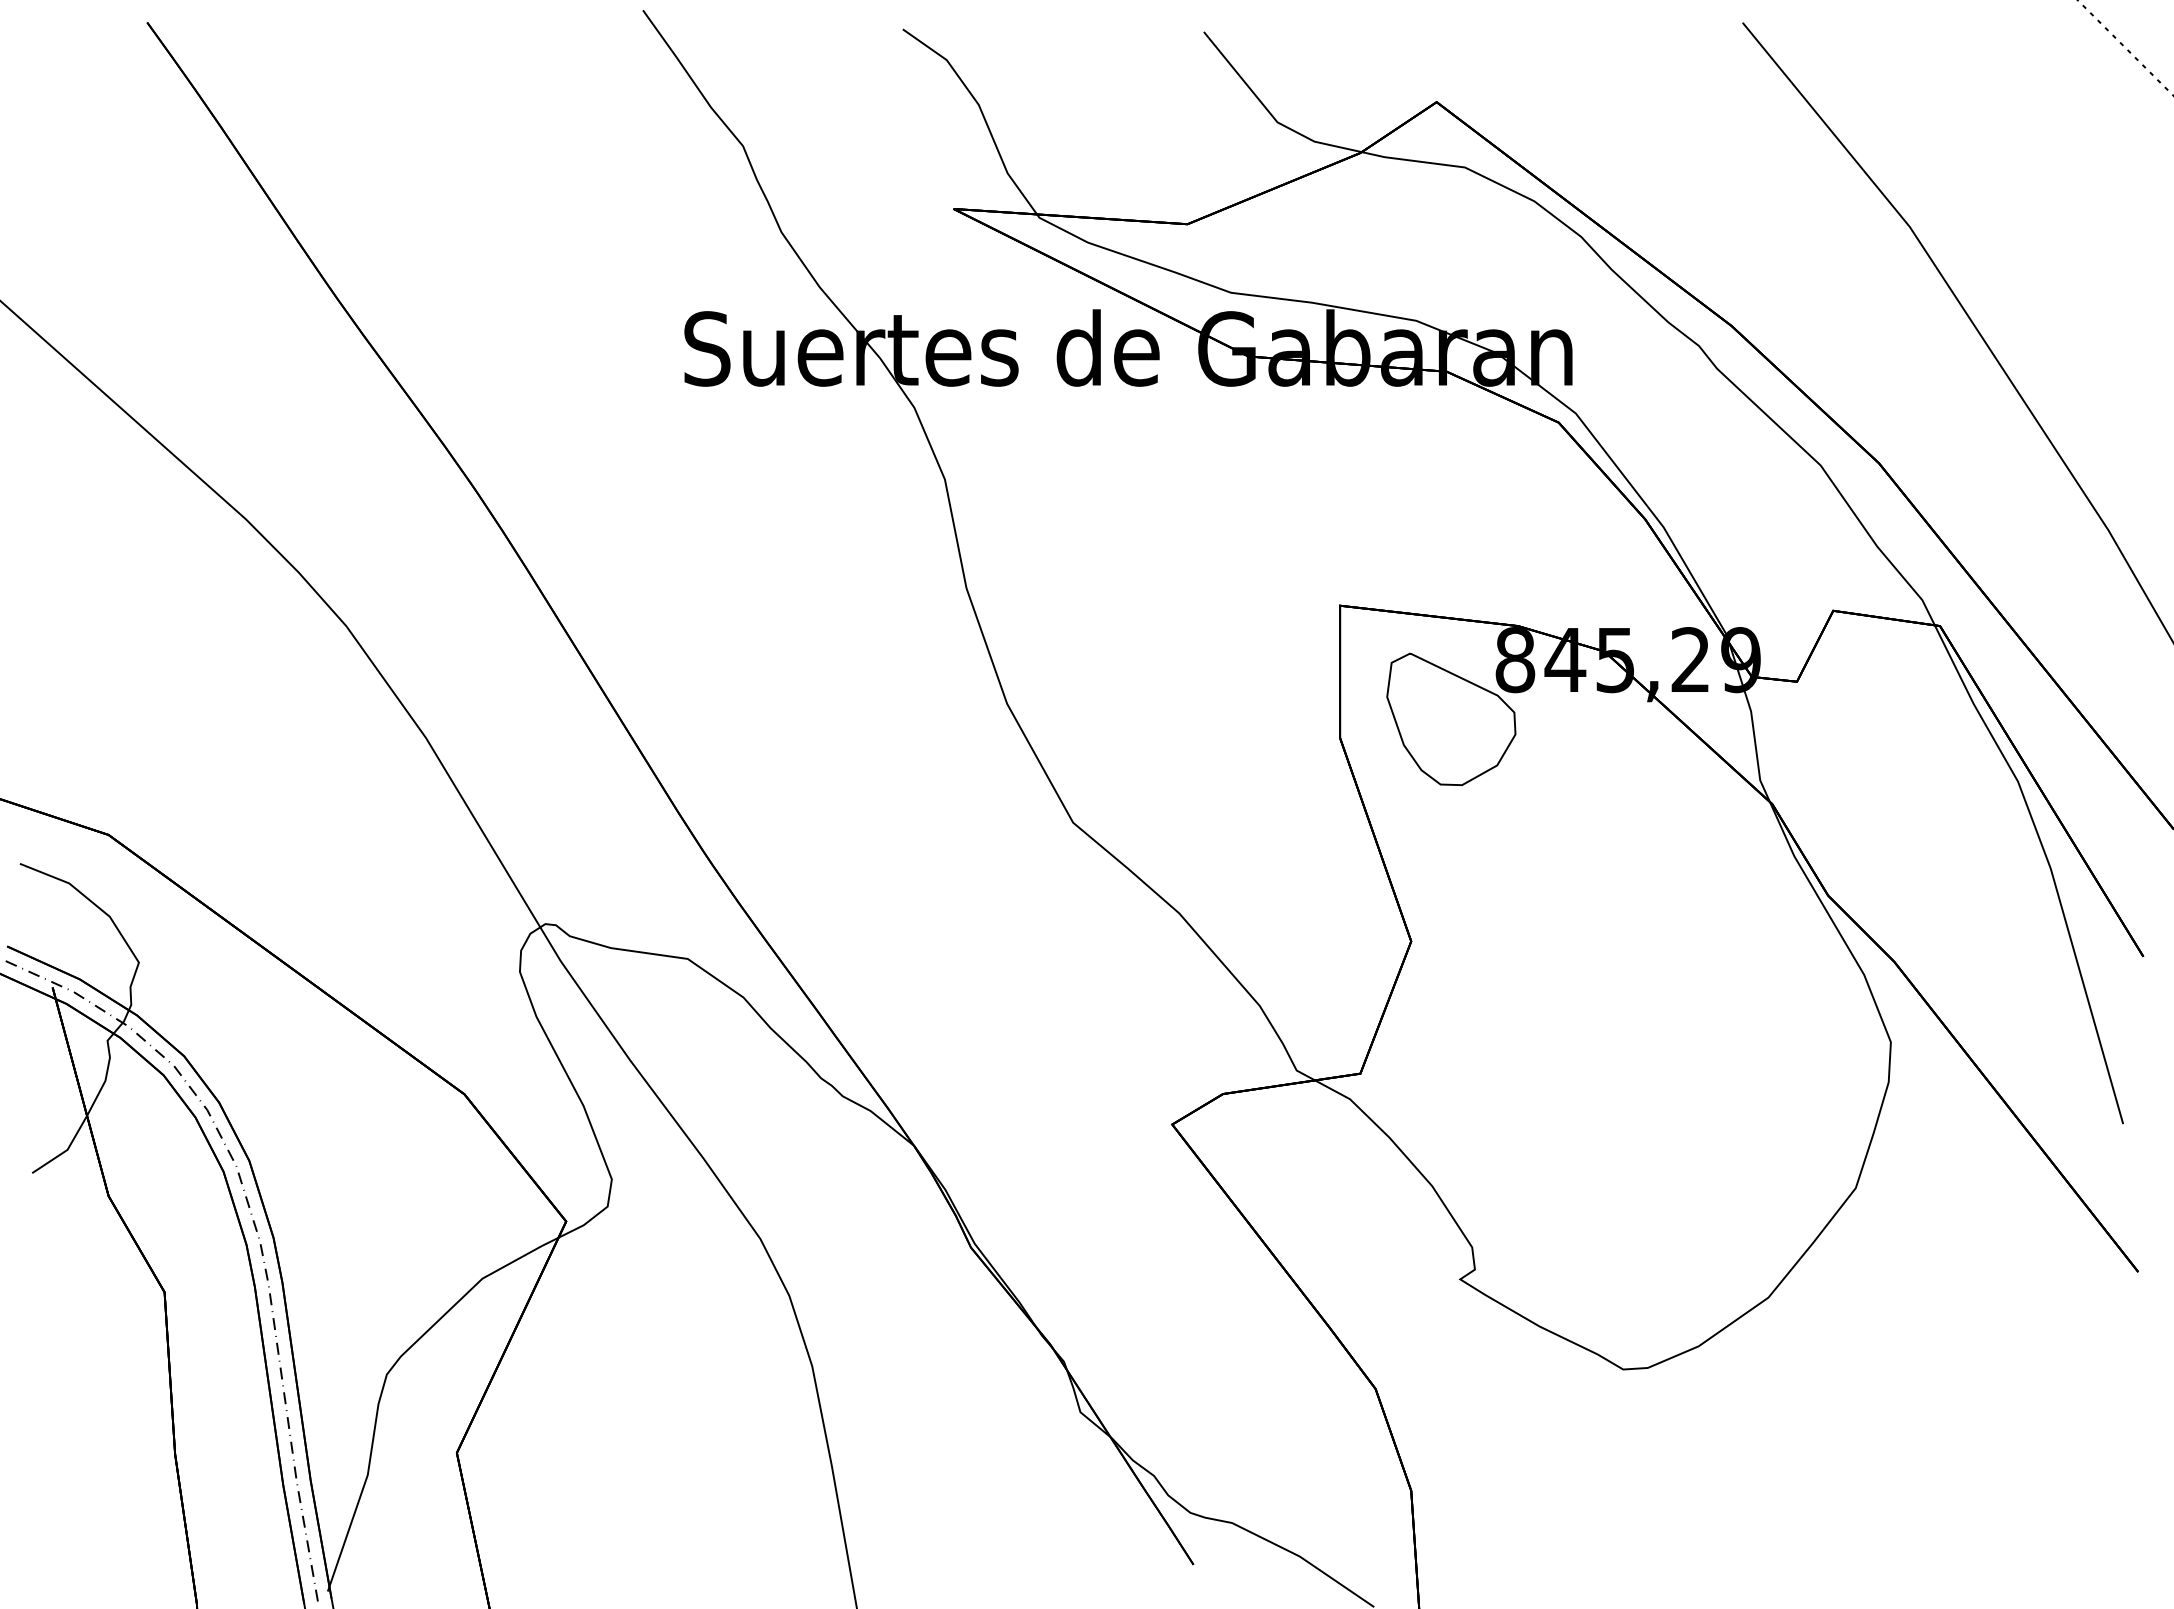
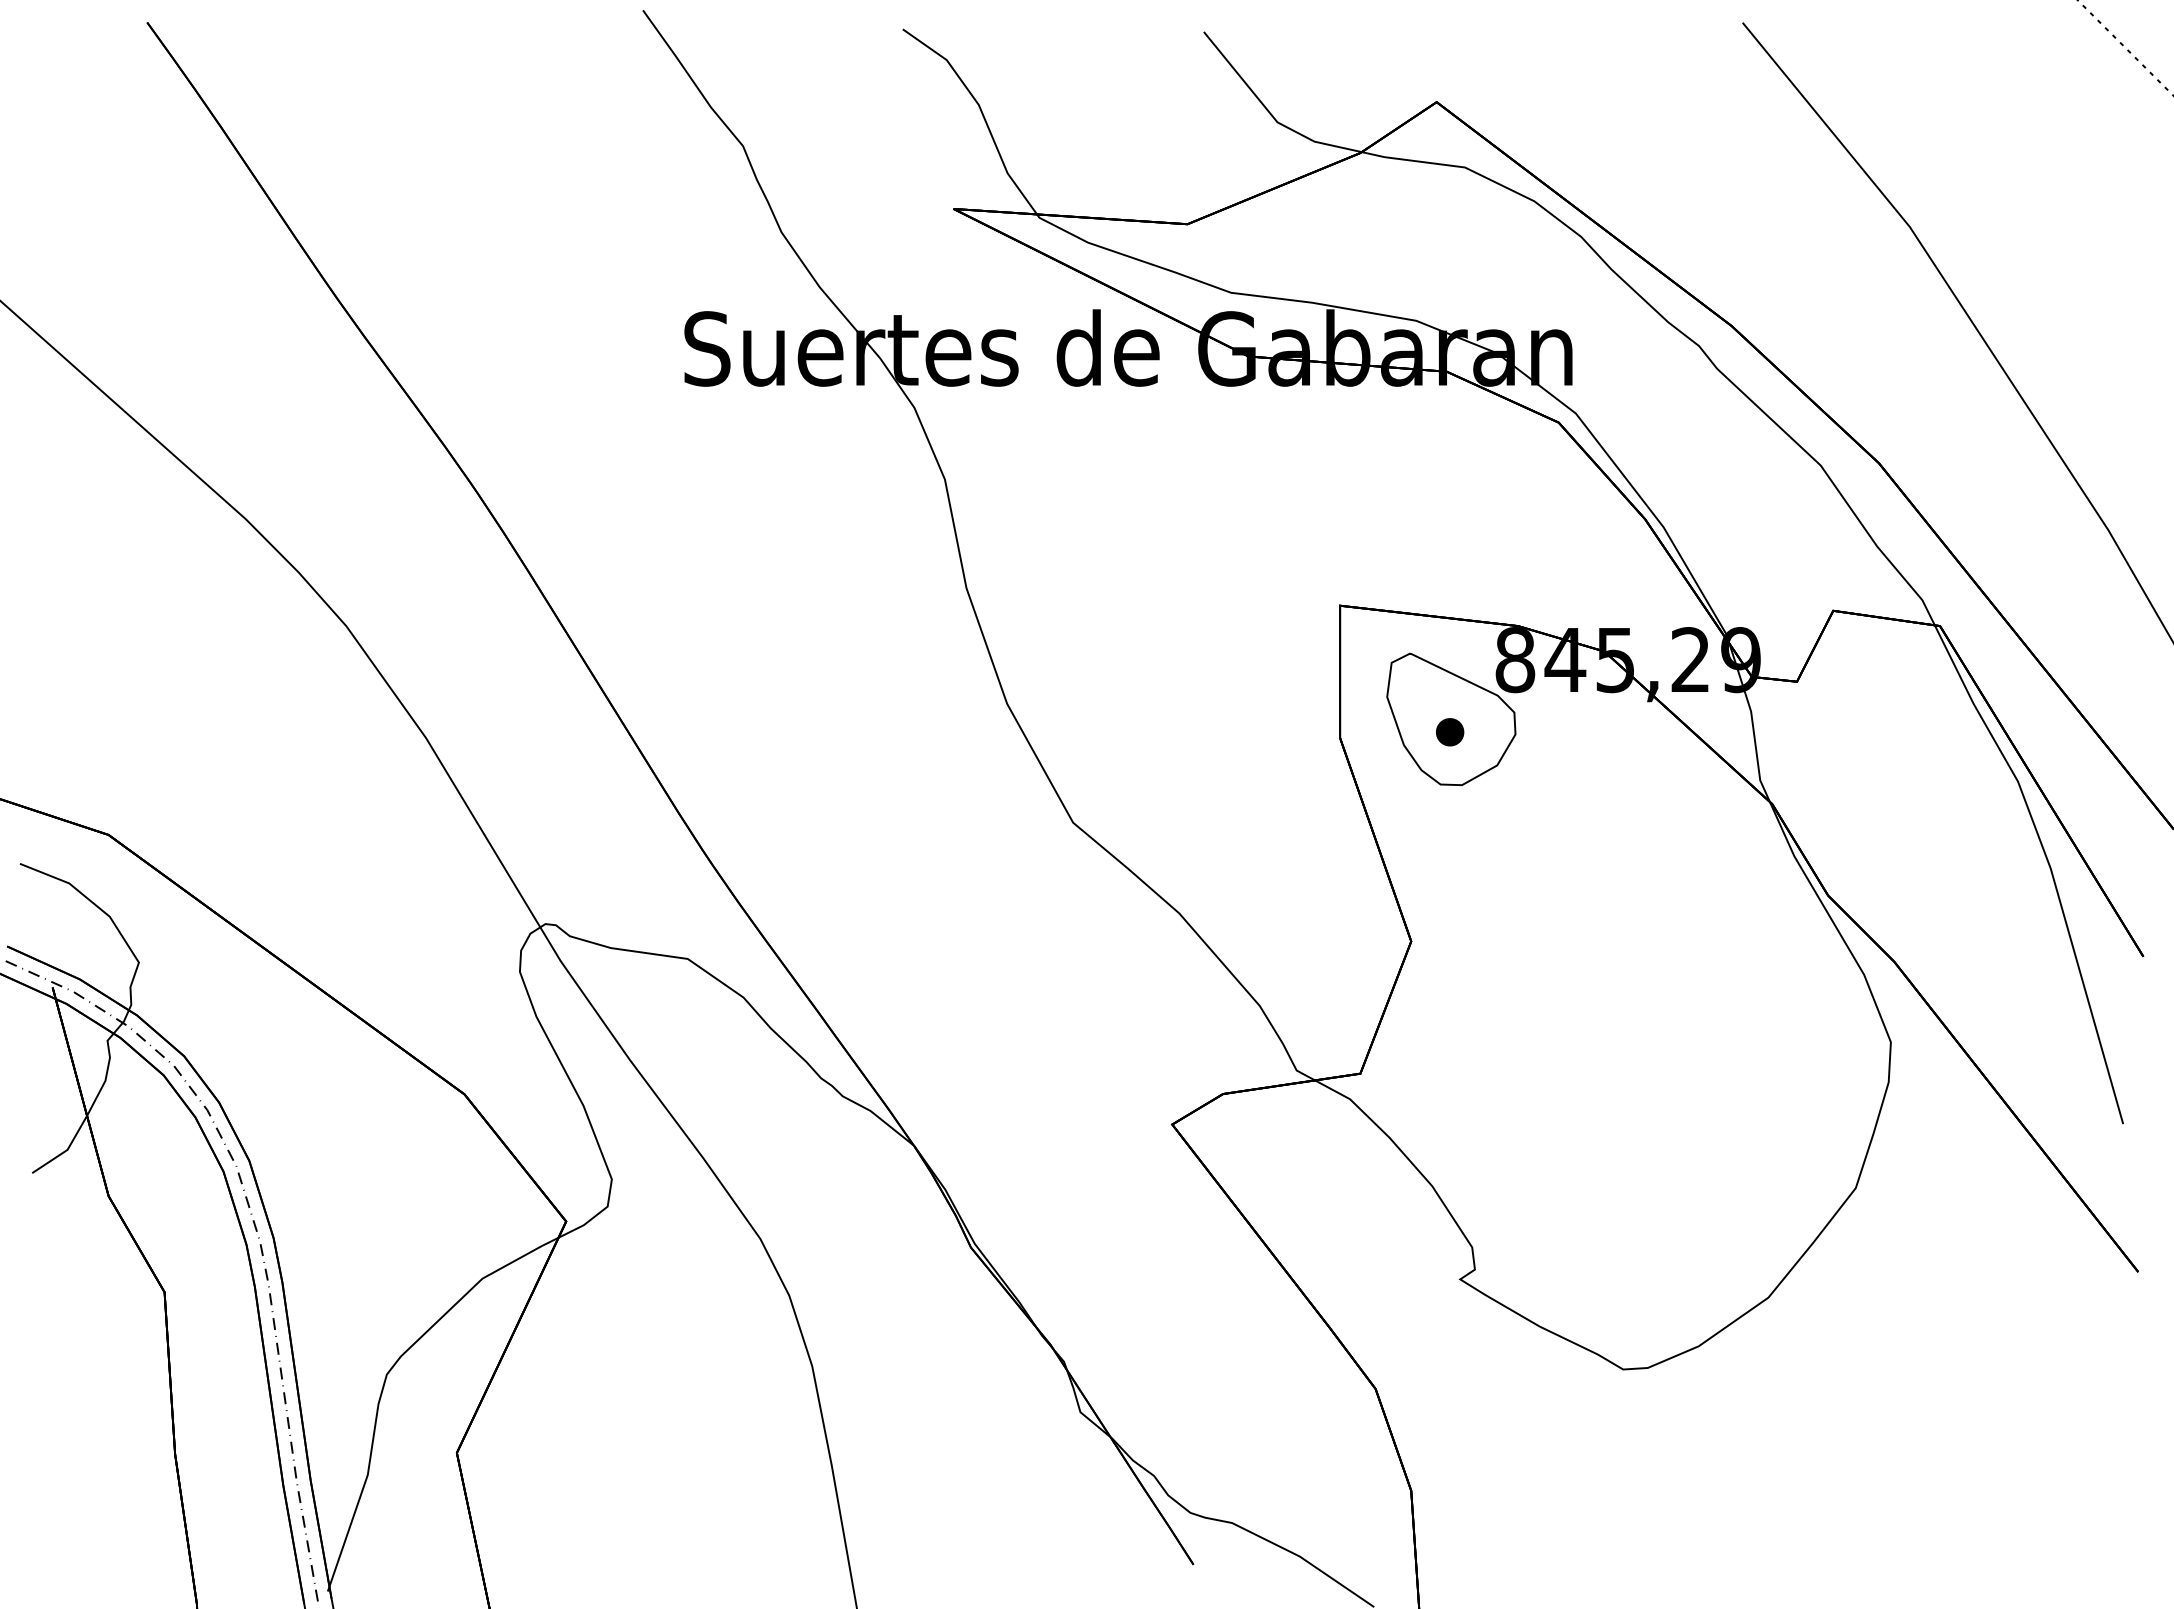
part: none -> present (1450, 732)
